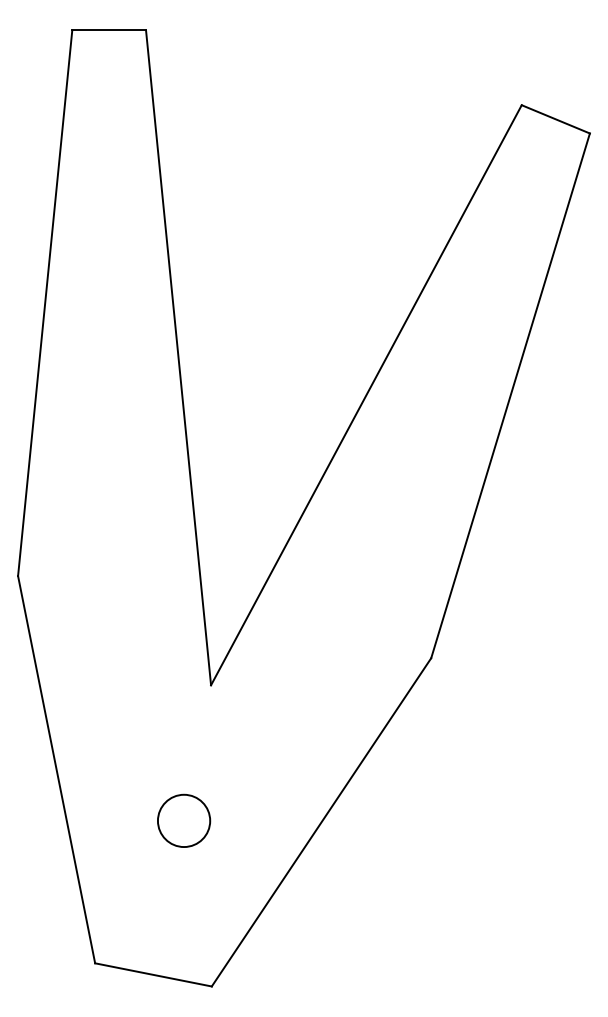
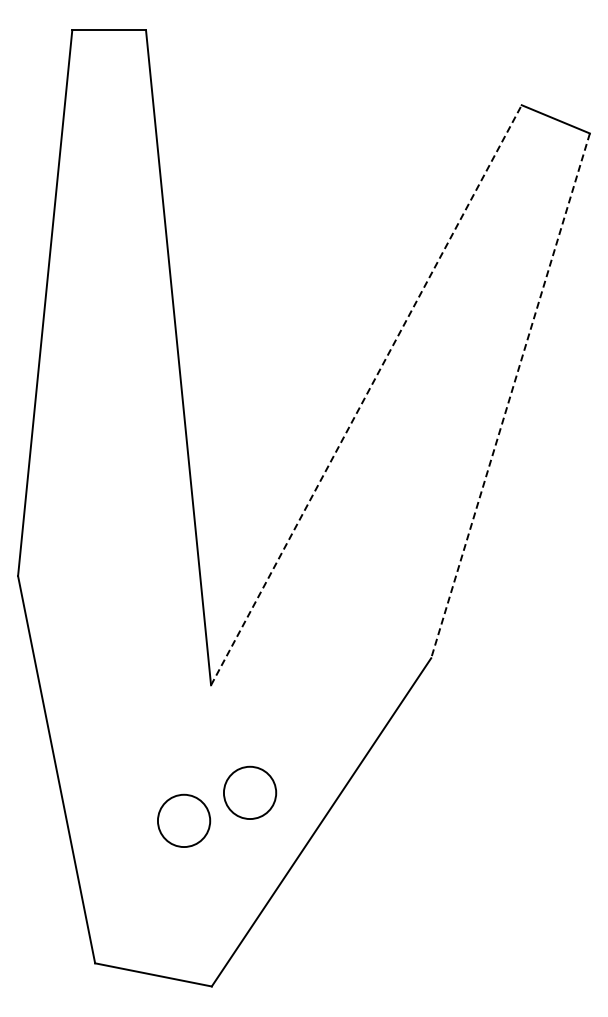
line: solid -> dashed (366, 394)
line: solid -> dashed (510, 396)
circle: none -> present (250, 792)
